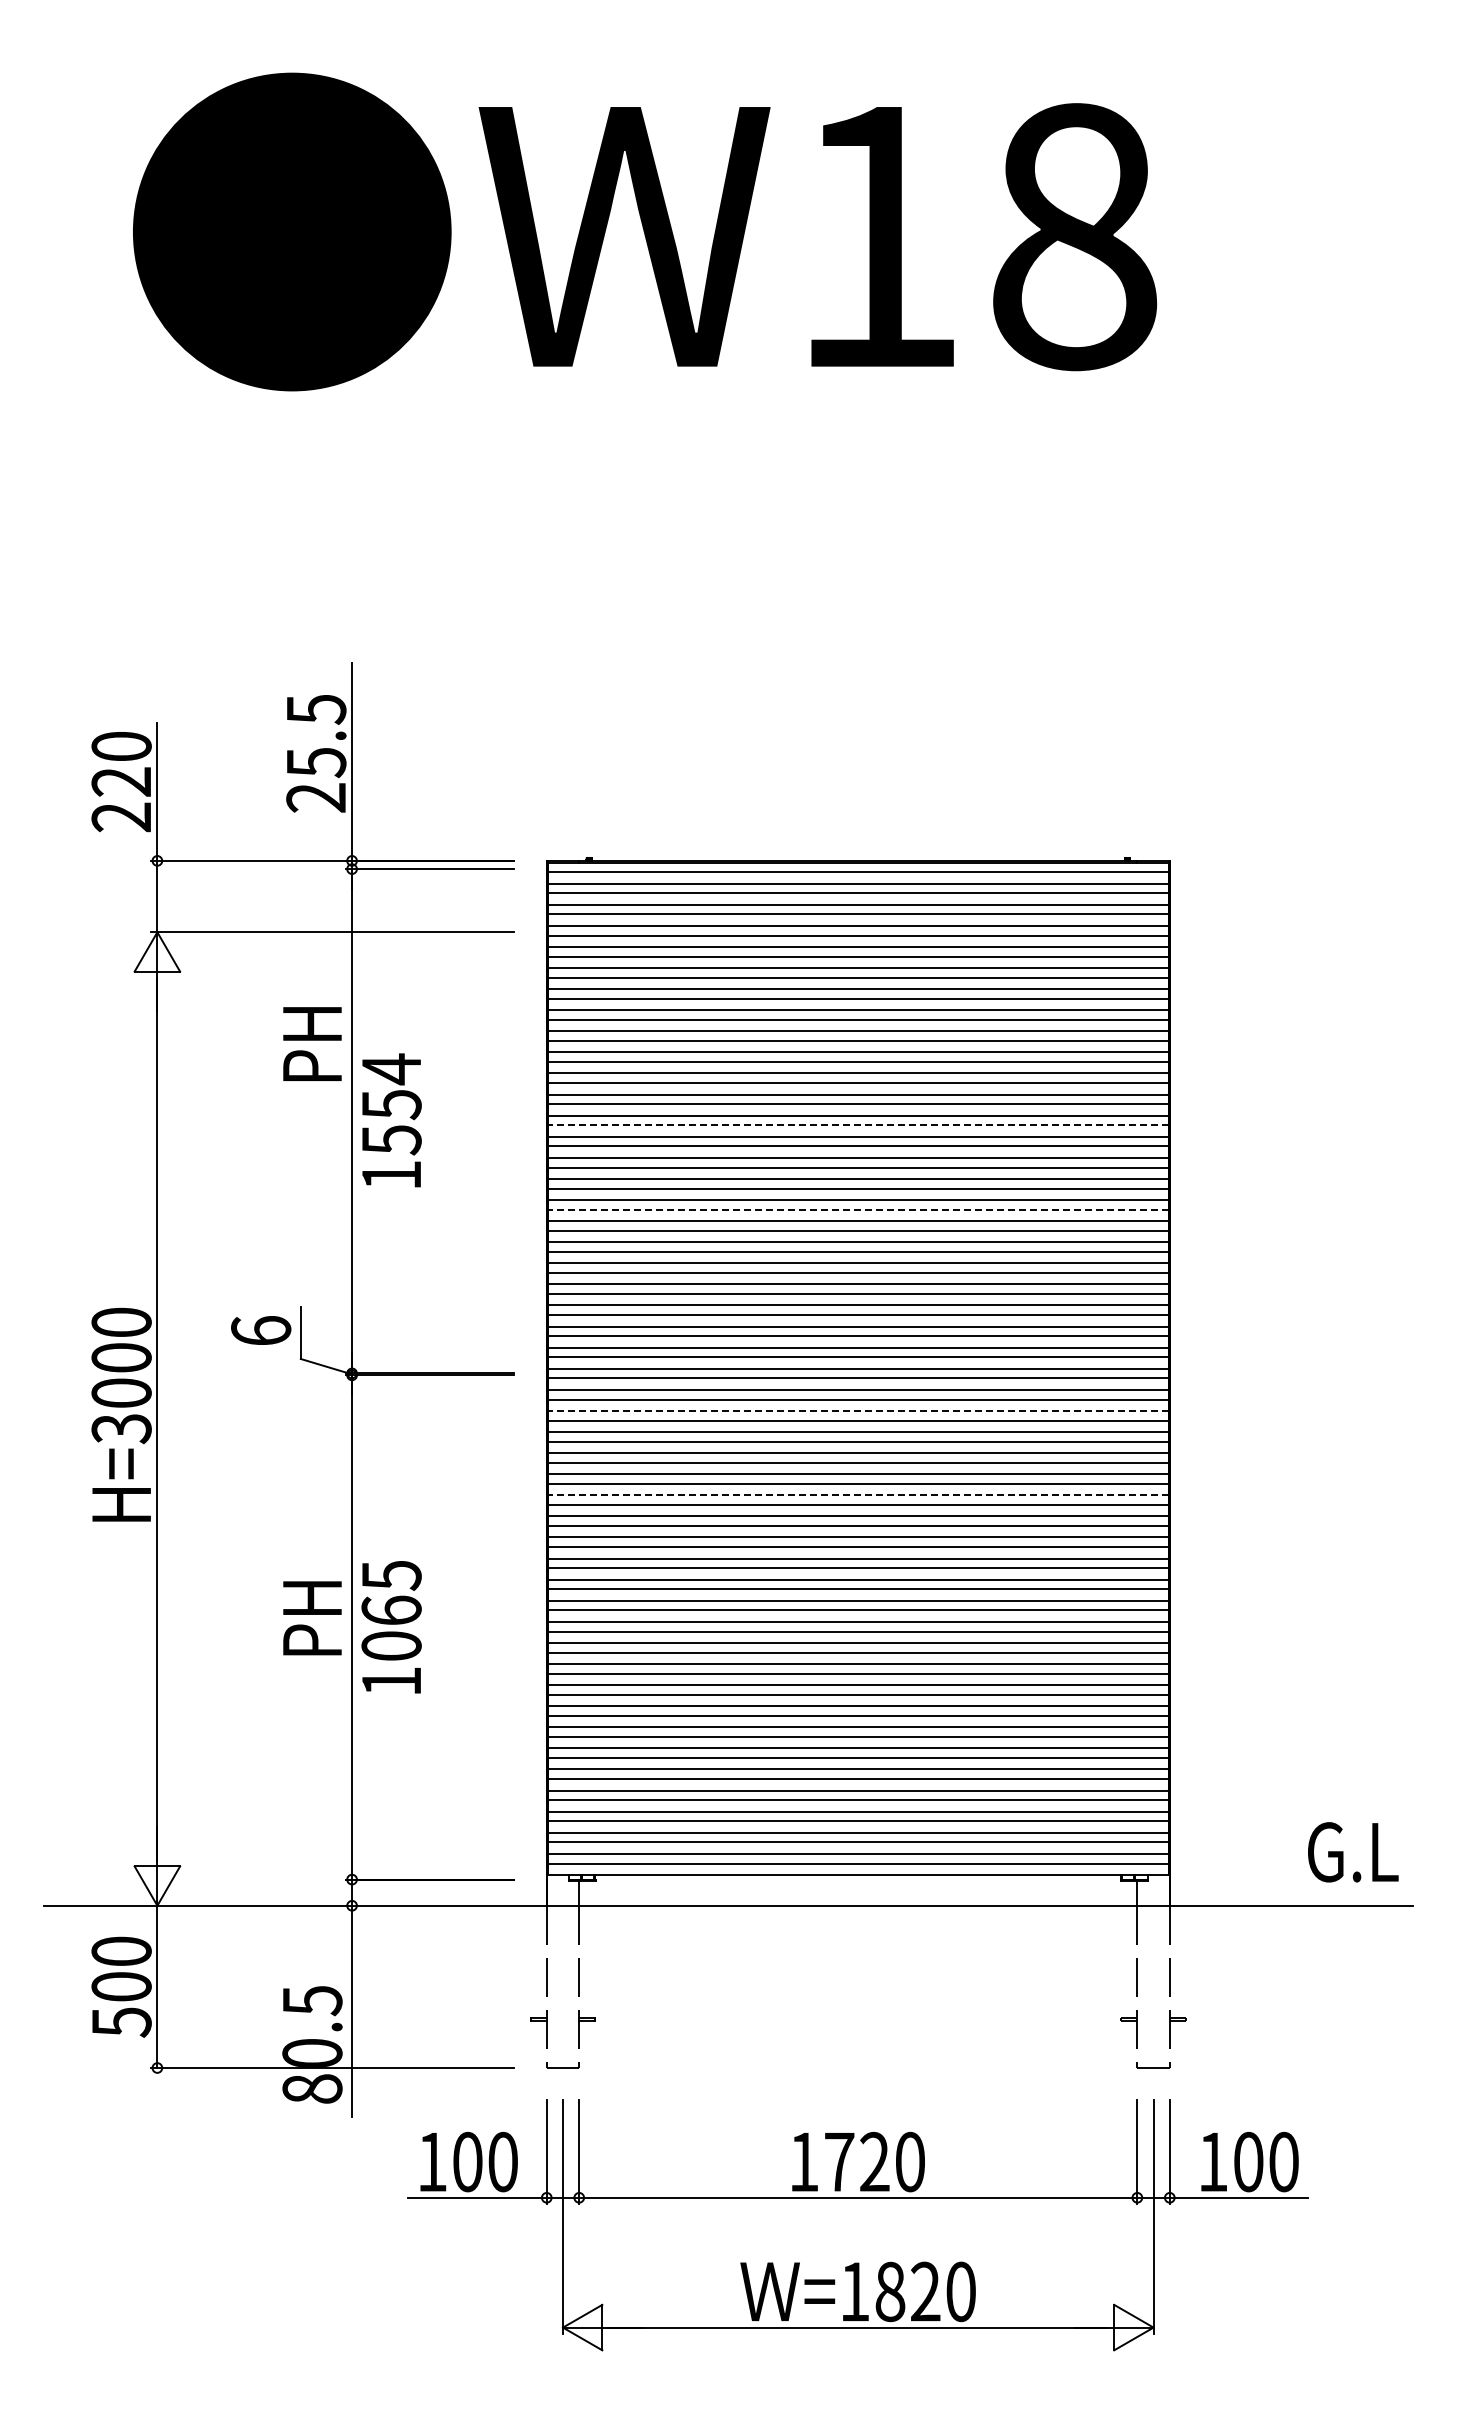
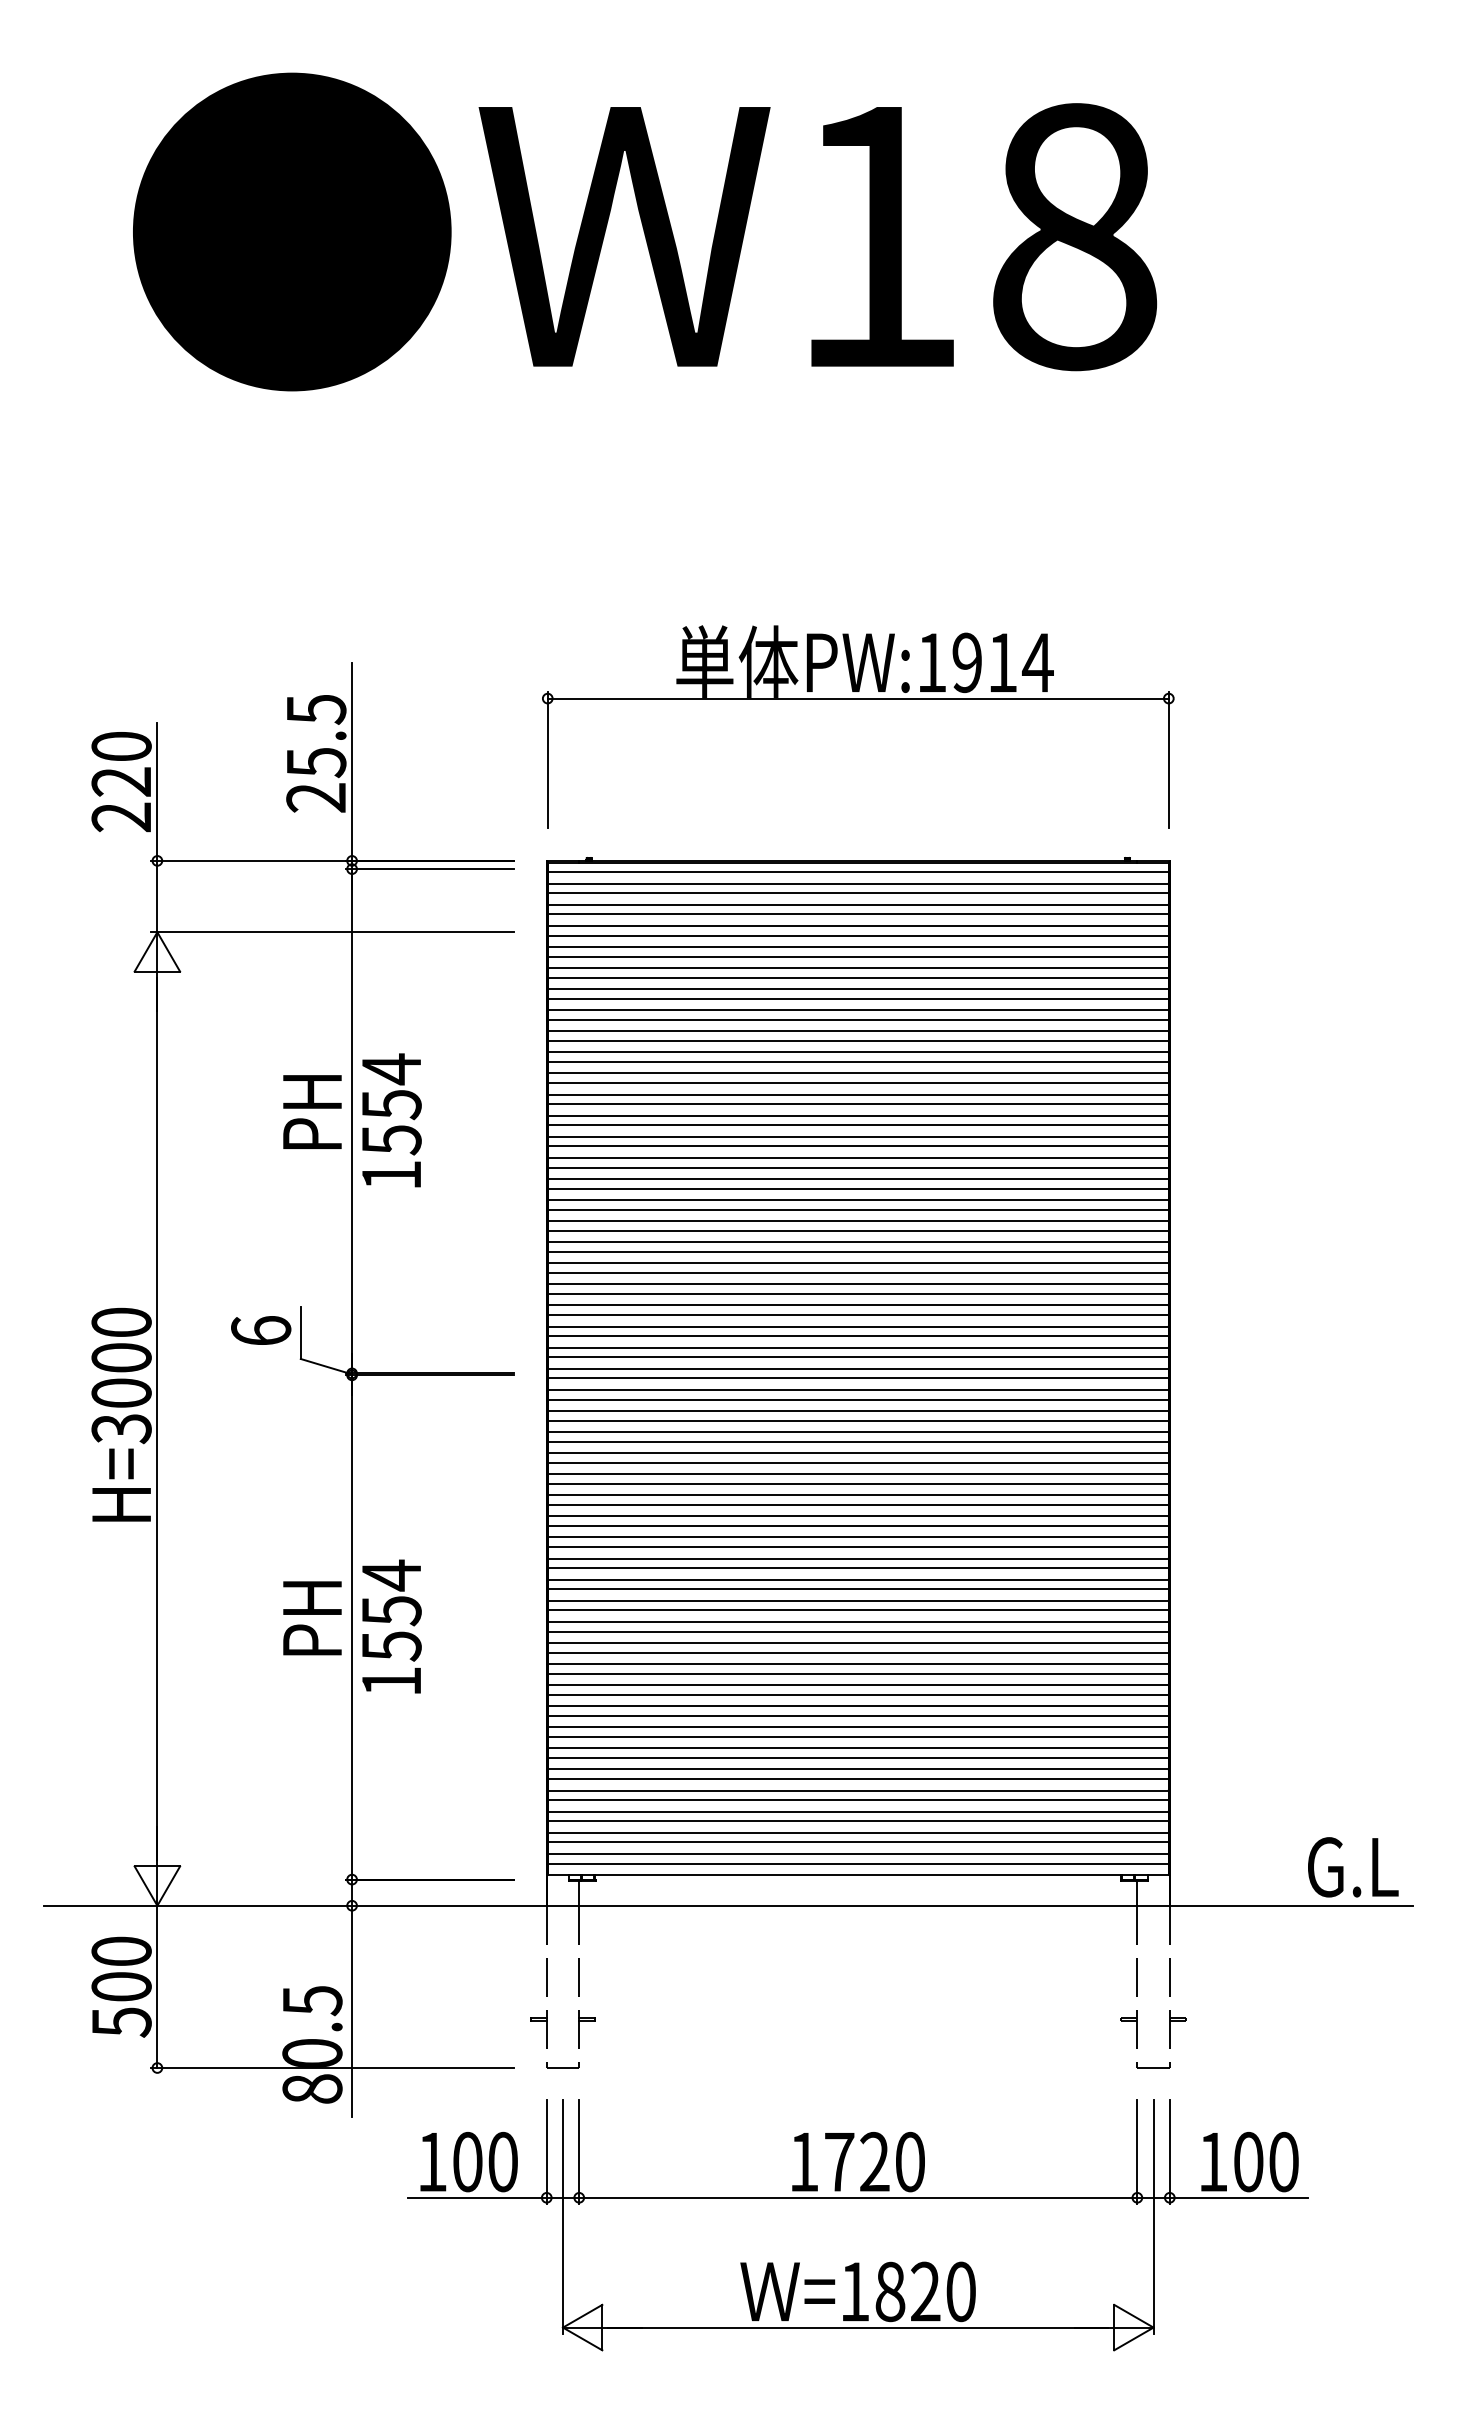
part: none -> present (858, 699)
text position: (312, 1043) -> (312, 1111) (312, 1111)
line: dashed -> solid (858, 1125)
line: dashed -> solid (858, 1209)
line: dashed -> solid (858, 1410)
line: dashed -> solid (858, 1495)
text: 1065 -> 1554 (391, 1610)
text position: (1353, 1852) -> (1353, 1867) (1353, 1867)
